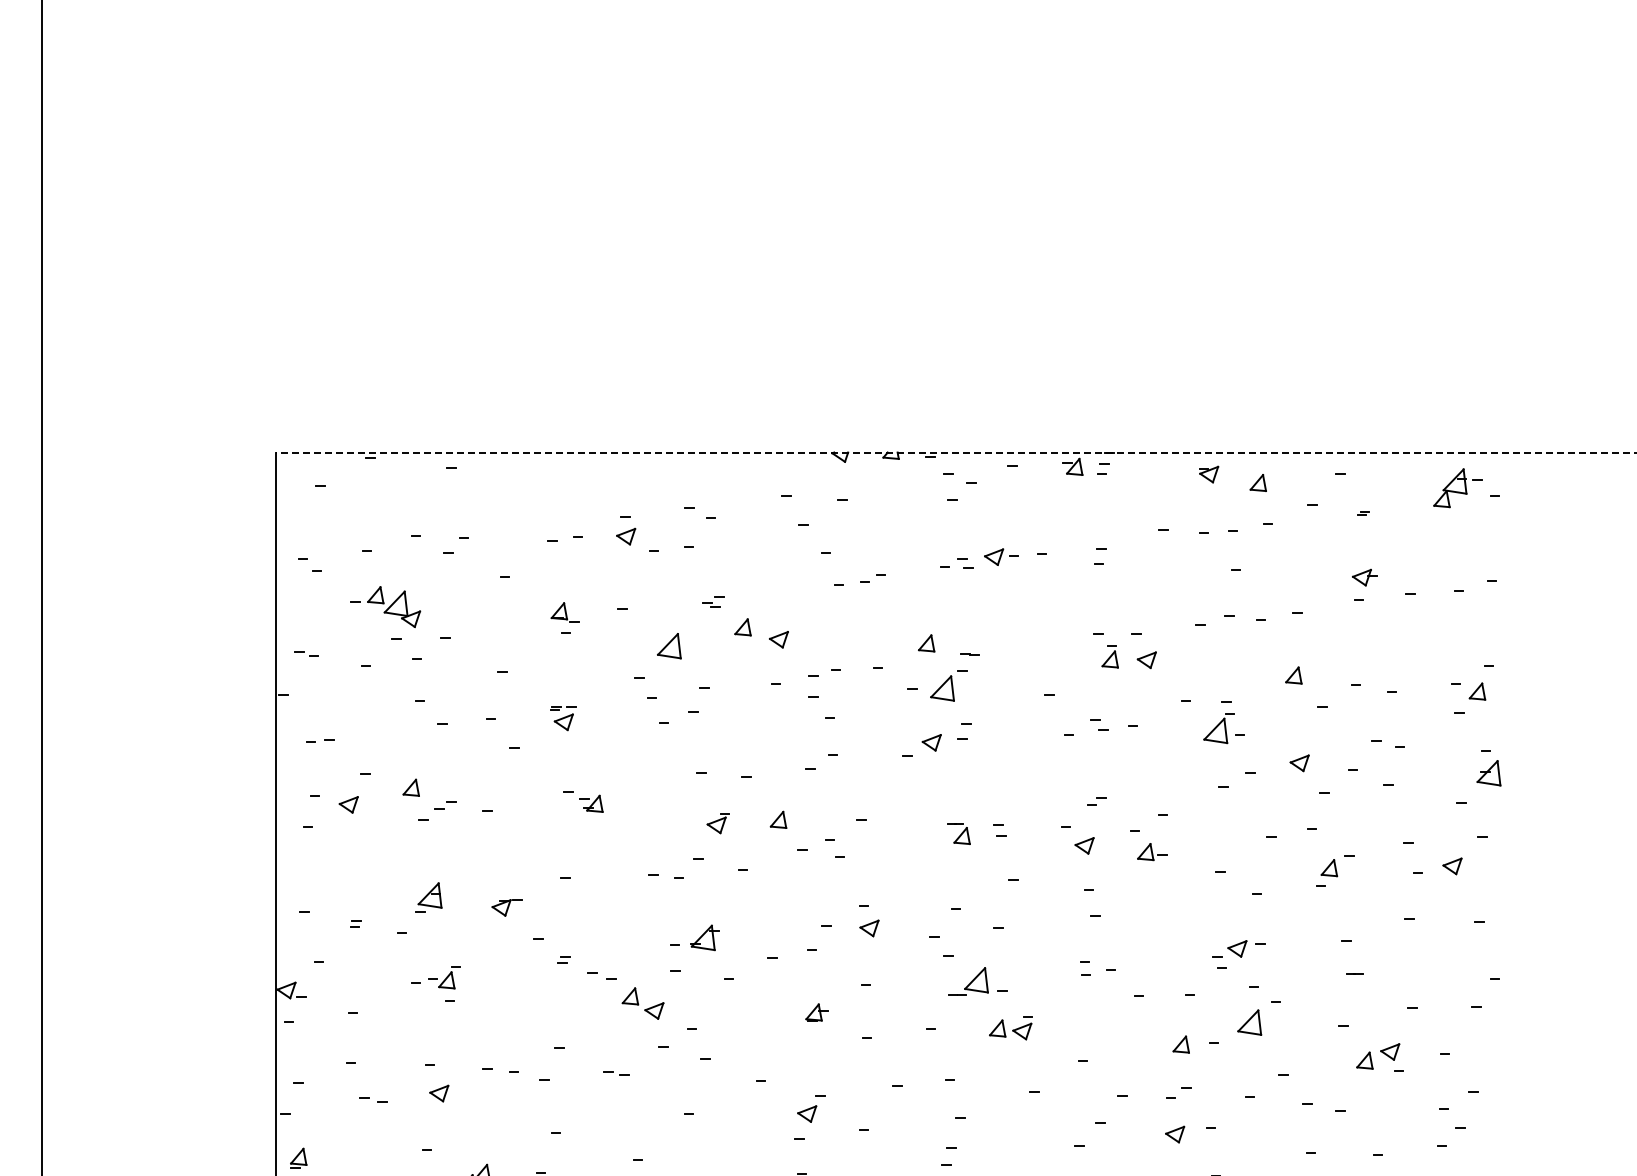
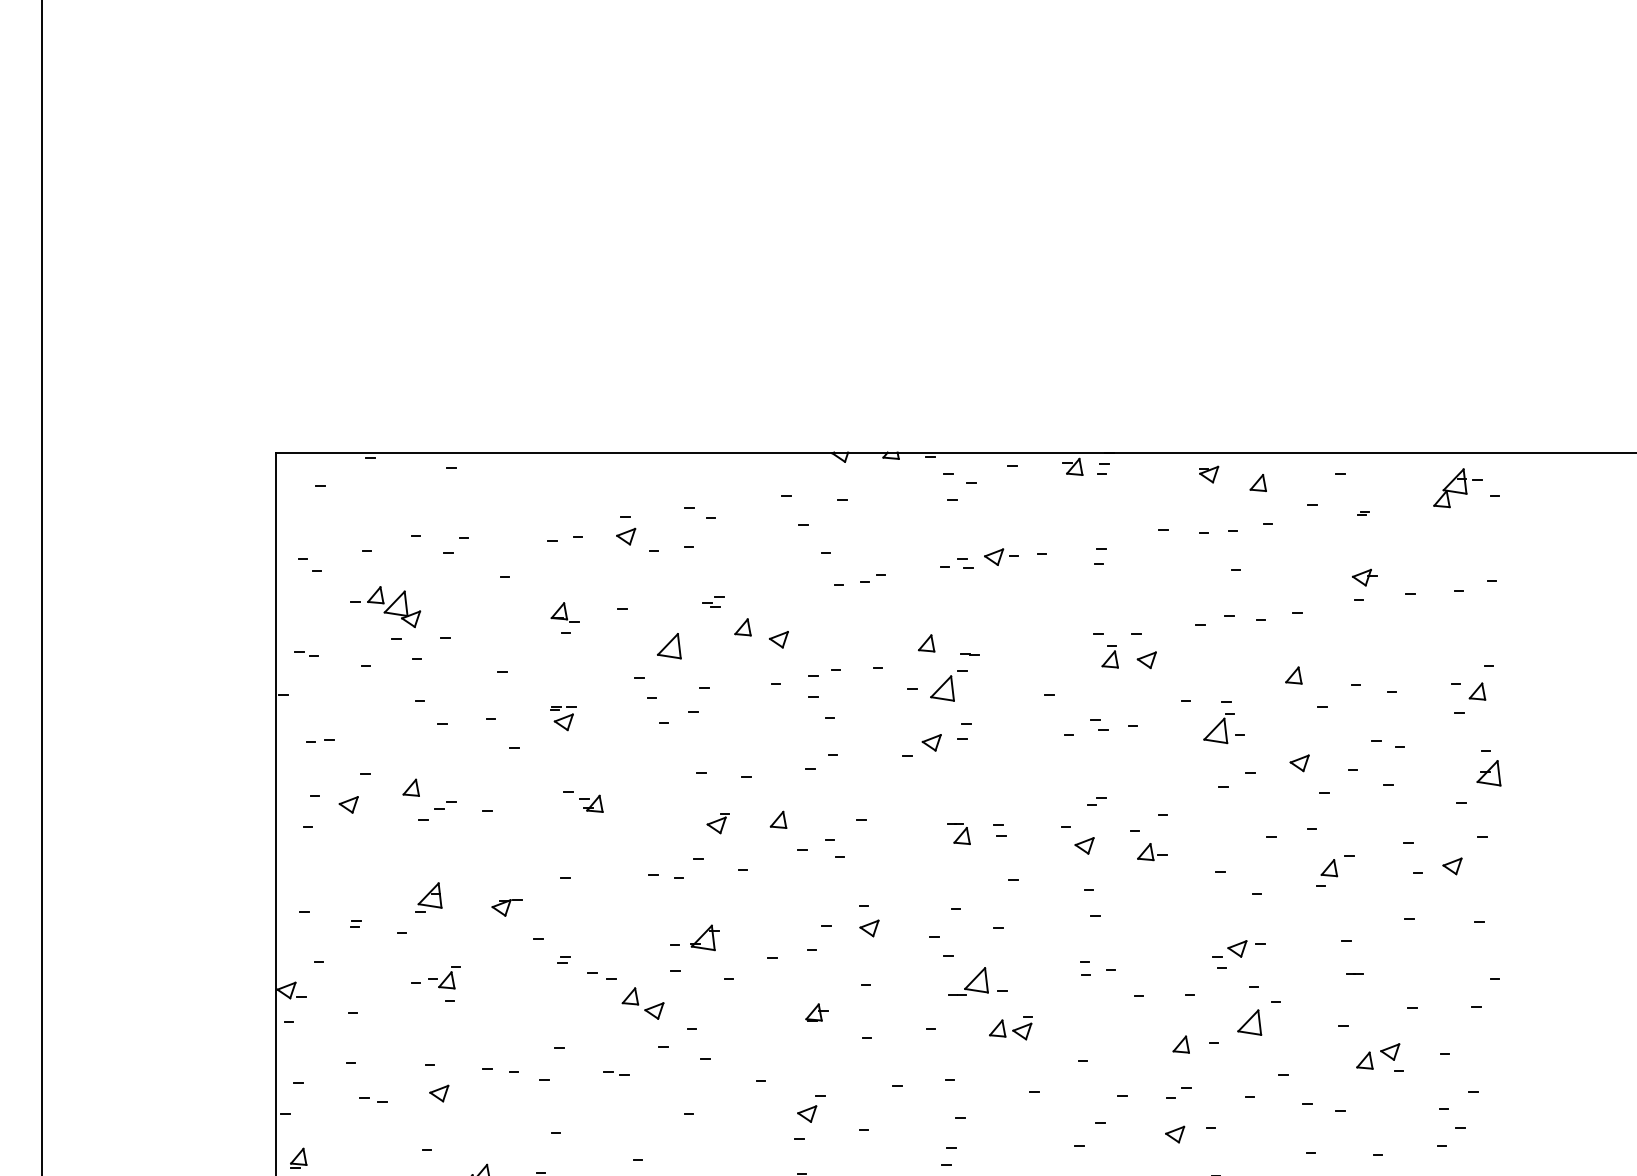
line: dashed -> solid (956, 452)
